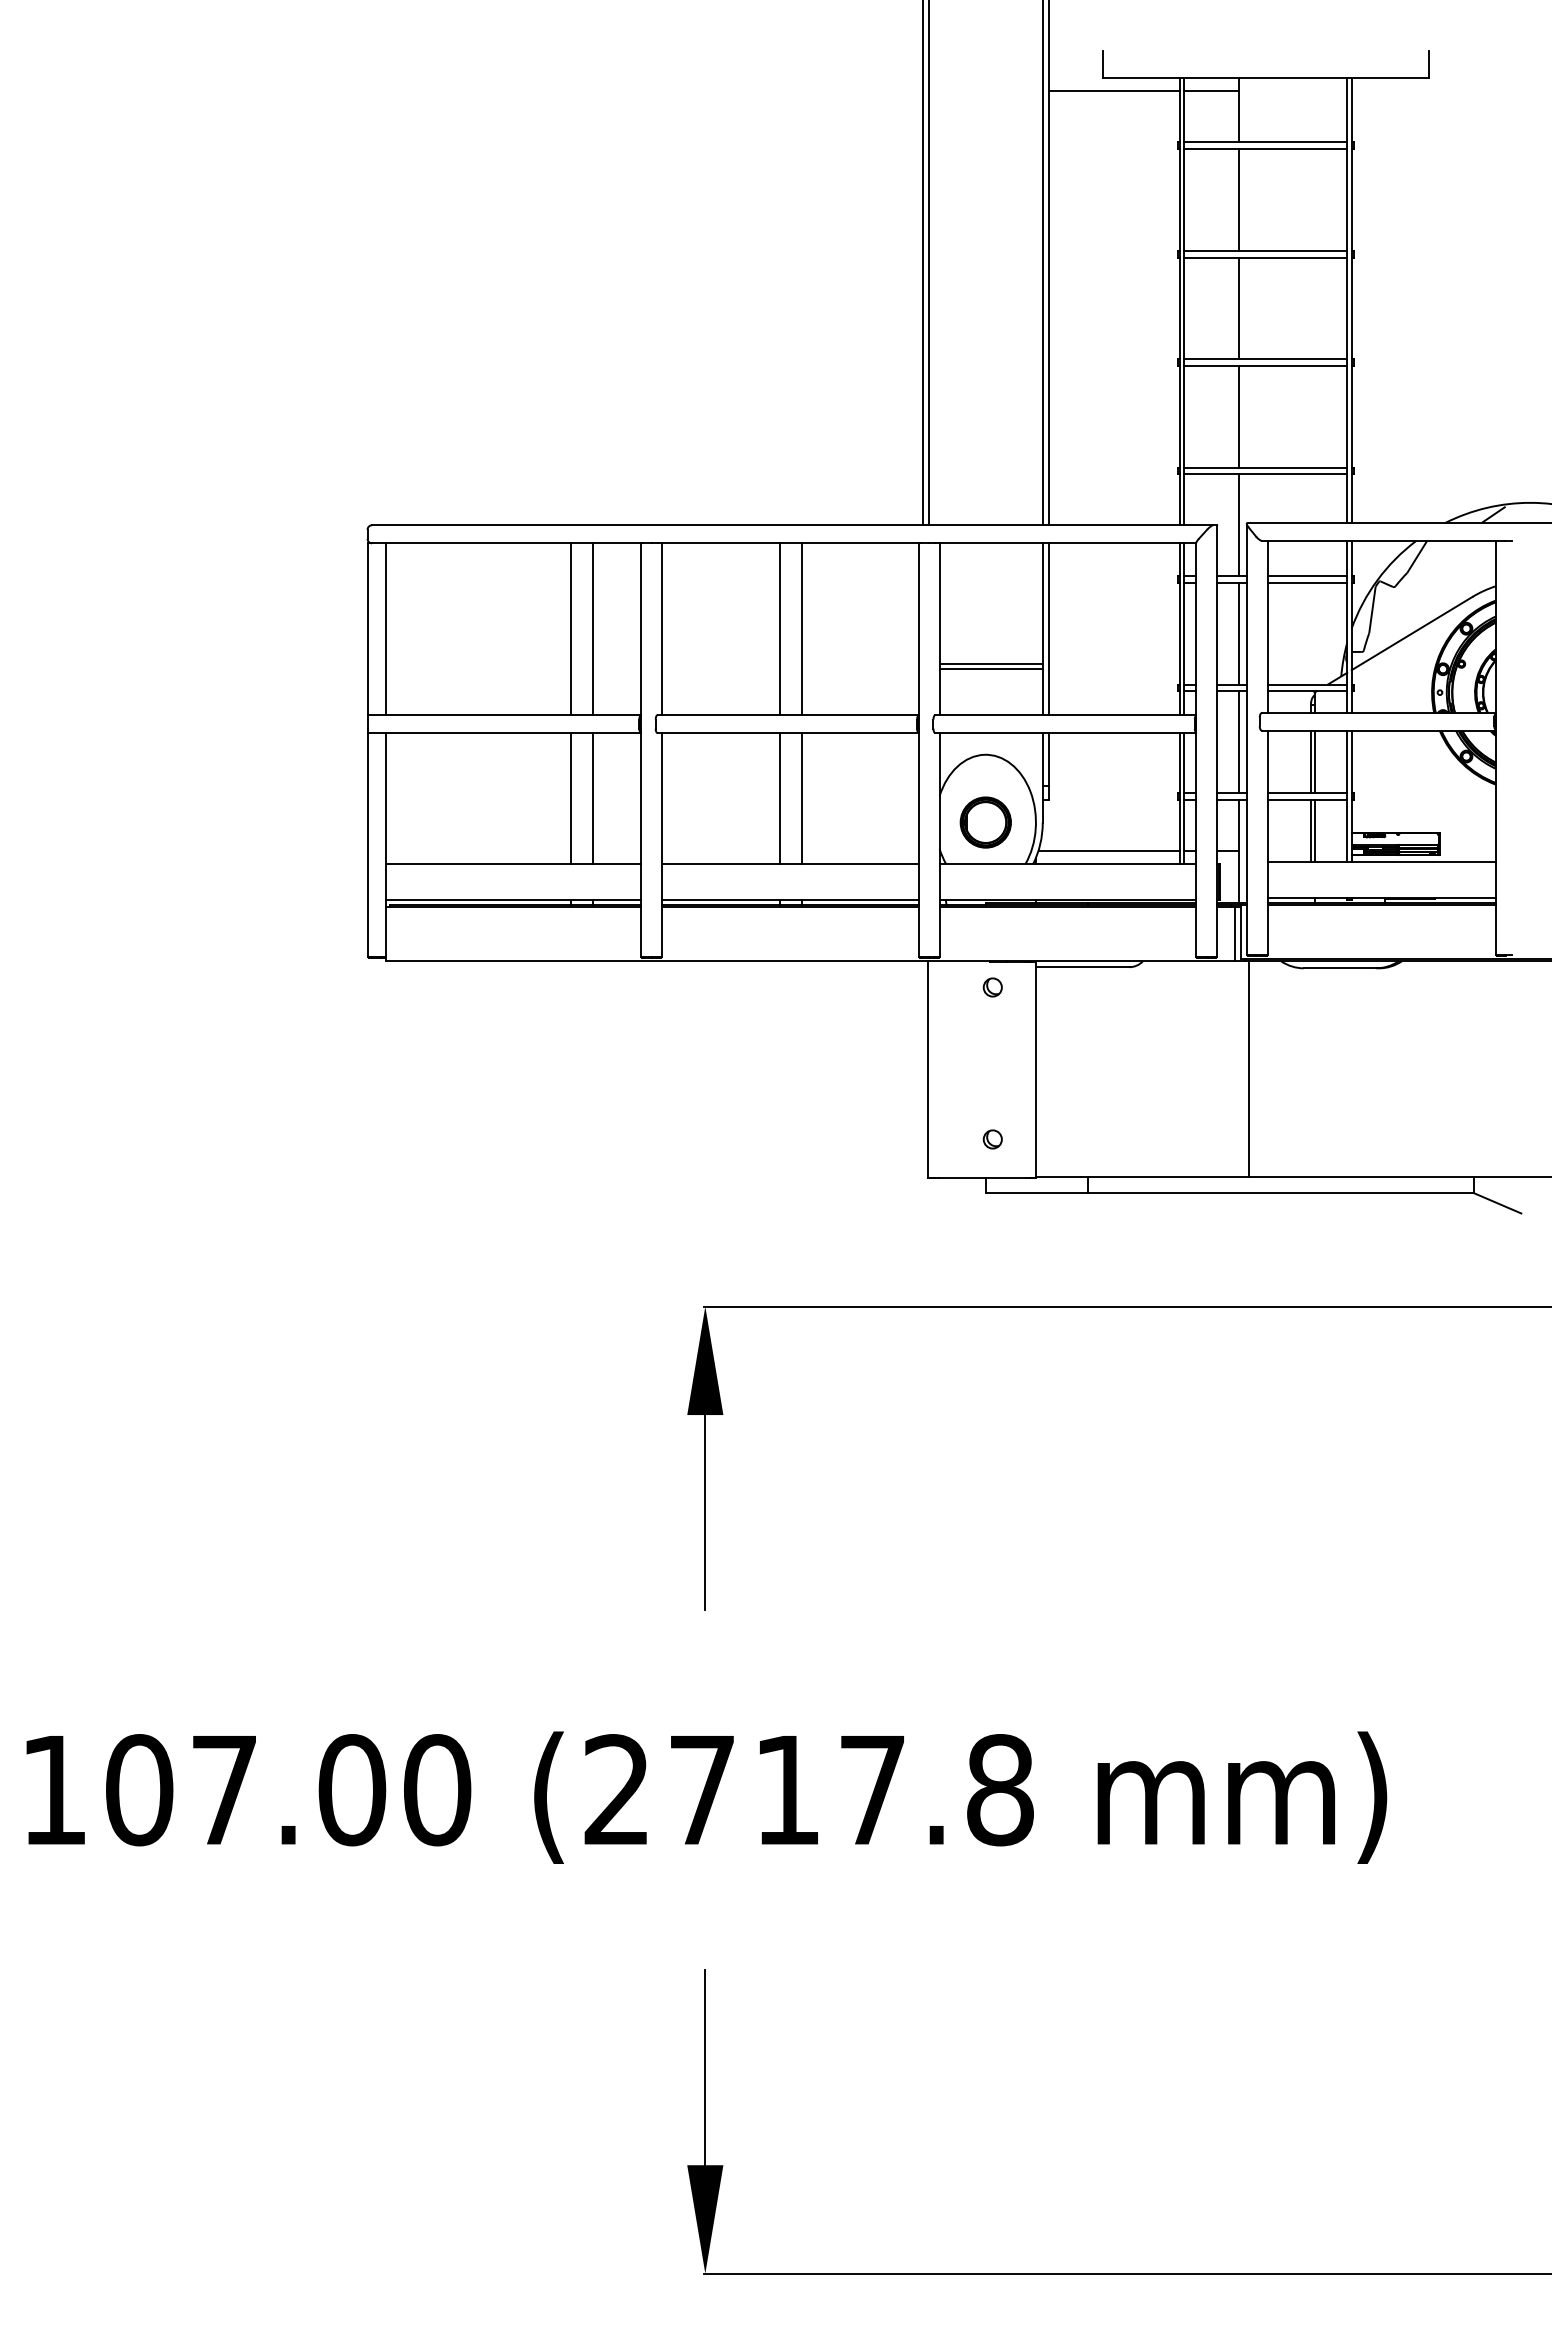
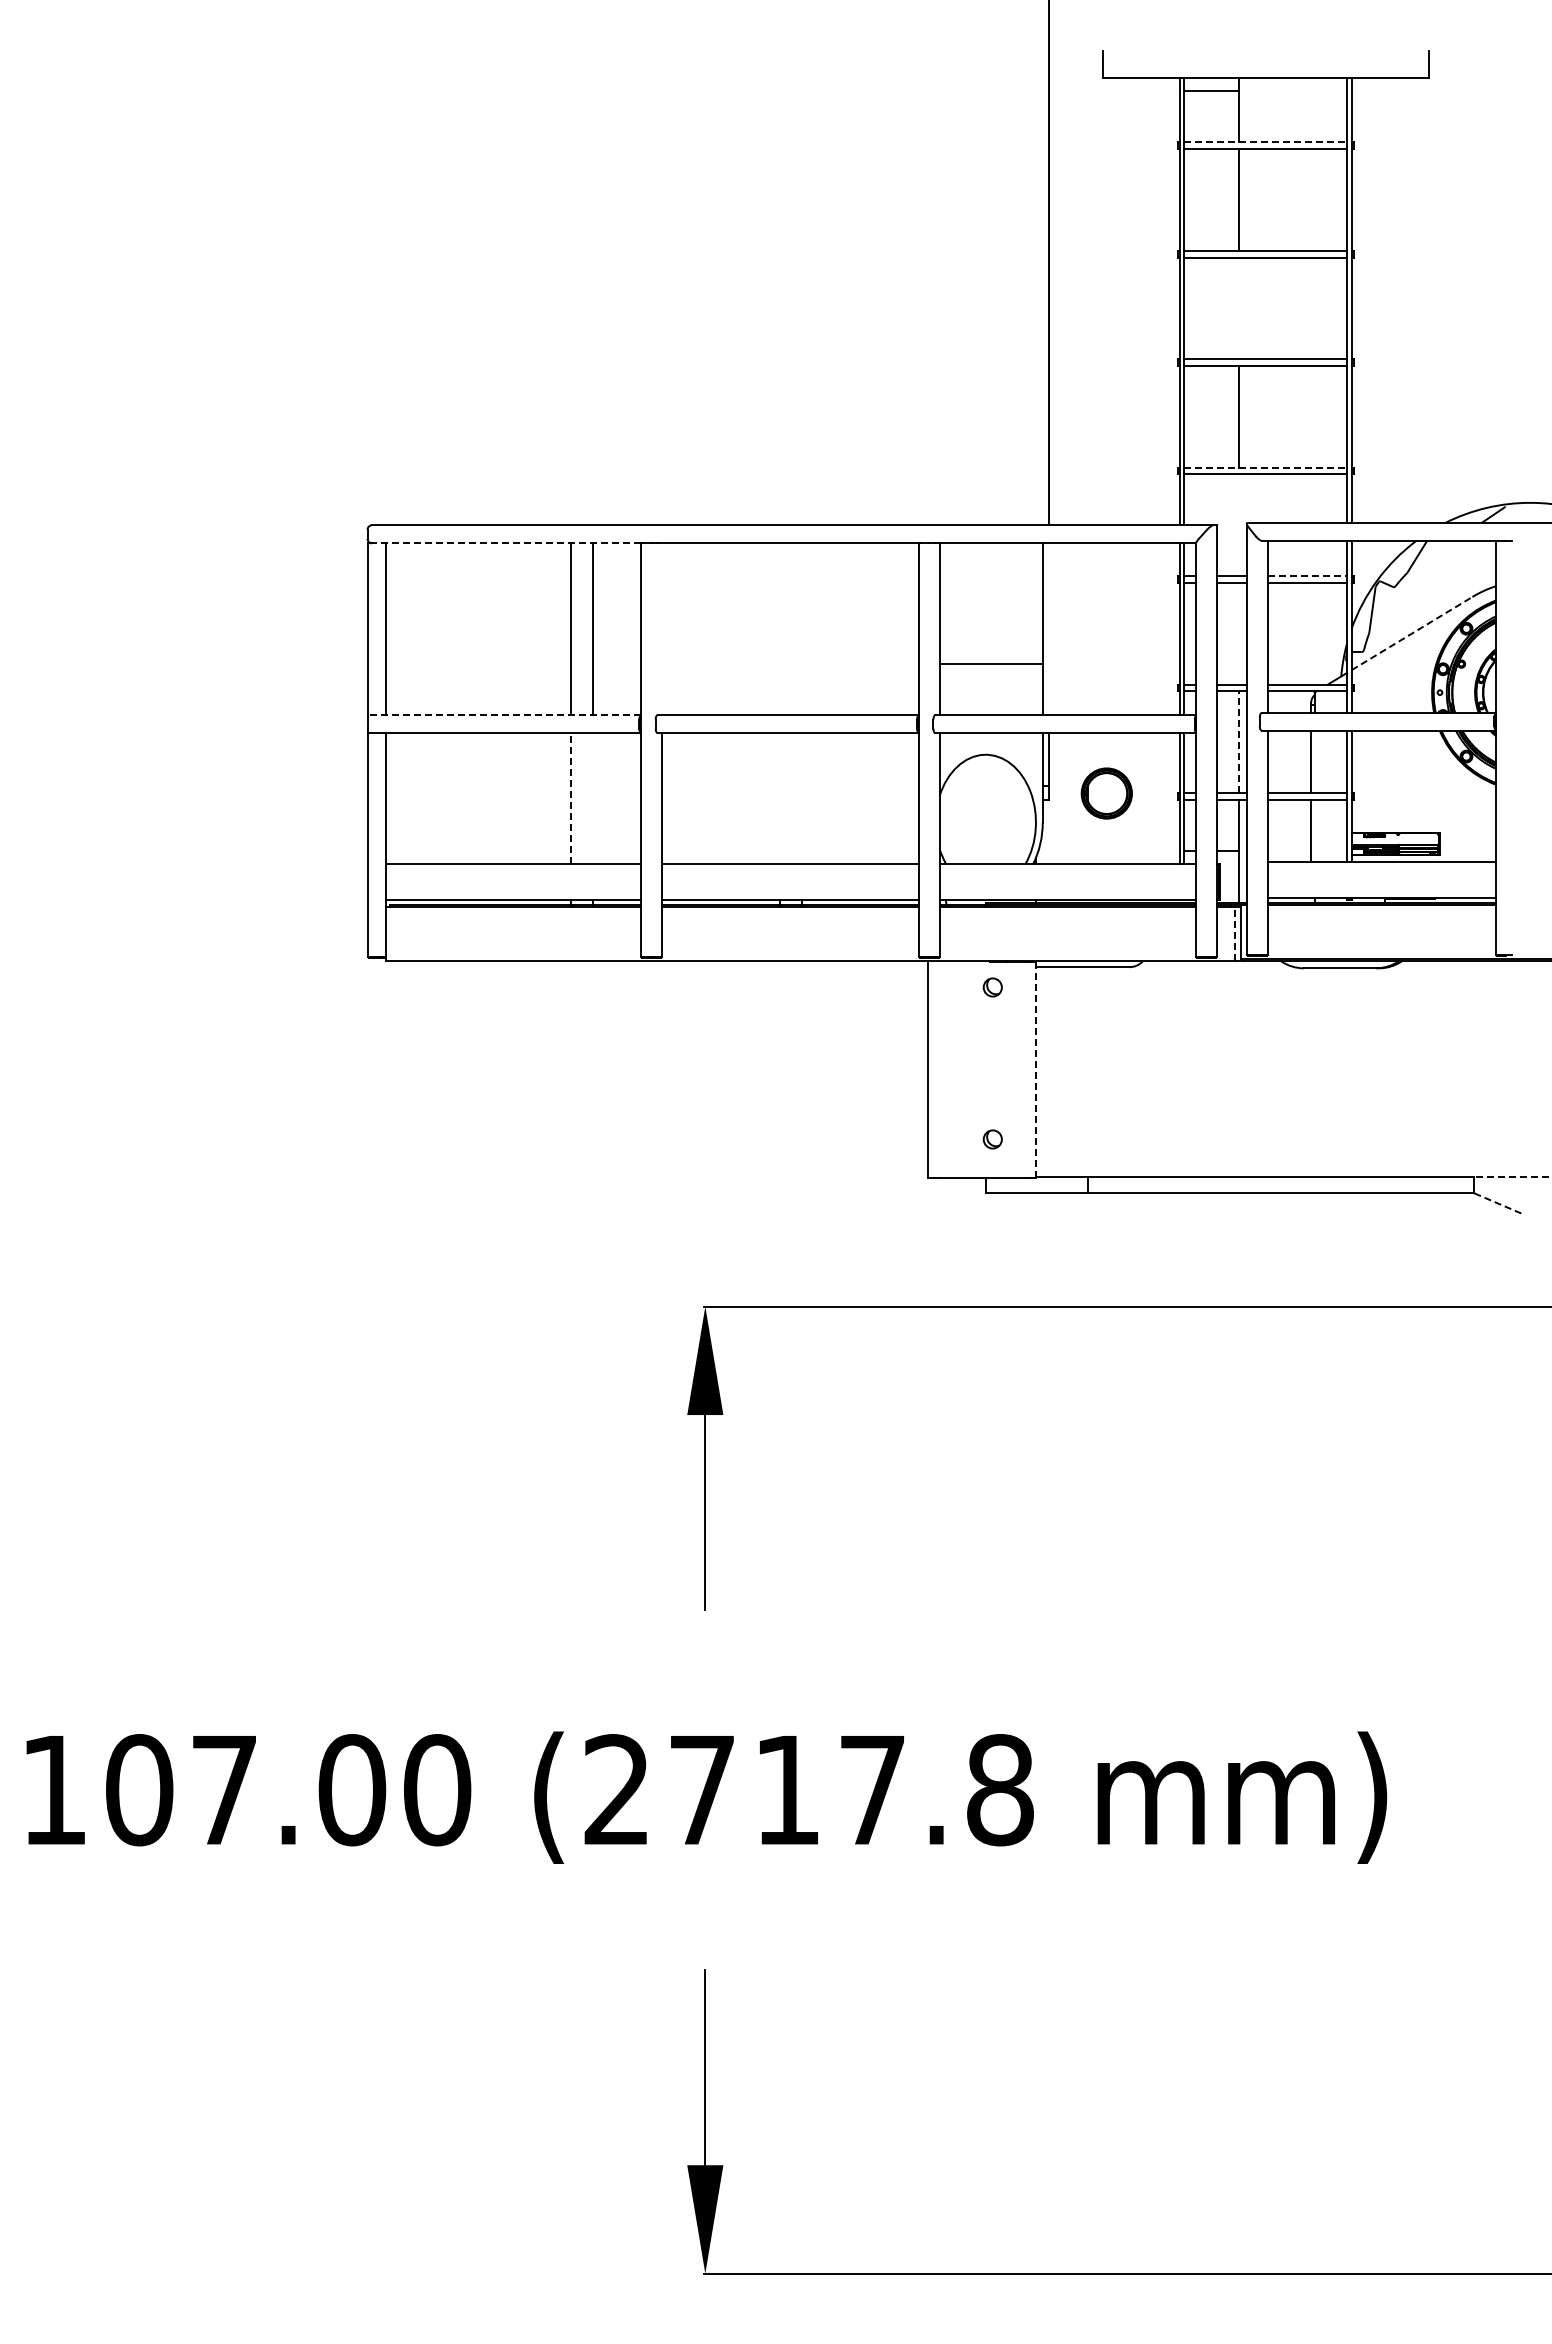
line: present -> none (1113, 91)
line: solid -> dashed (1266, 142)
line: present -> none (923, 263)
line: present -> none (928, 263)
line: present -> none (1042, 263)
line: present -> none (1238, 308)
line: solid -> dashed (1266, 467)
line: present -> none (1238, 525)
line: solid -> dashed (505, 543)
line: solid -> dashed (1308, 576)
line: present -> none (661, 629)
line: present -> none (779, 629)
line: present -> none (801, 629)
line: present -> none (1048, 629)
line: present -> none (1238, 633)
line: solid -> dashed (1412, 633)
line: present -> none (990, 668)
line: solid -> dashed (504, 715)
line: solid -> dashed (1238, 742)
line: present -> none (1314, 761)
line: solid -> dashed (570, 798)
line: present -> none (592, 798)
line: present -> none (779, 798)
line: present -> none (801, 798)
part position: (985, 822) -> (1106, 793) (1106, 793)
line: present -> none (1314, 830)
line: present -> none (1108, 850)
line: solid -> dashed (1235, 933)
line: present -> none (1249, 1069)
line: solid -> dashed (1036, 1070)
line: solid -> dashed (1512, 1177)
line: solid -> dashed (1497, 1203)
